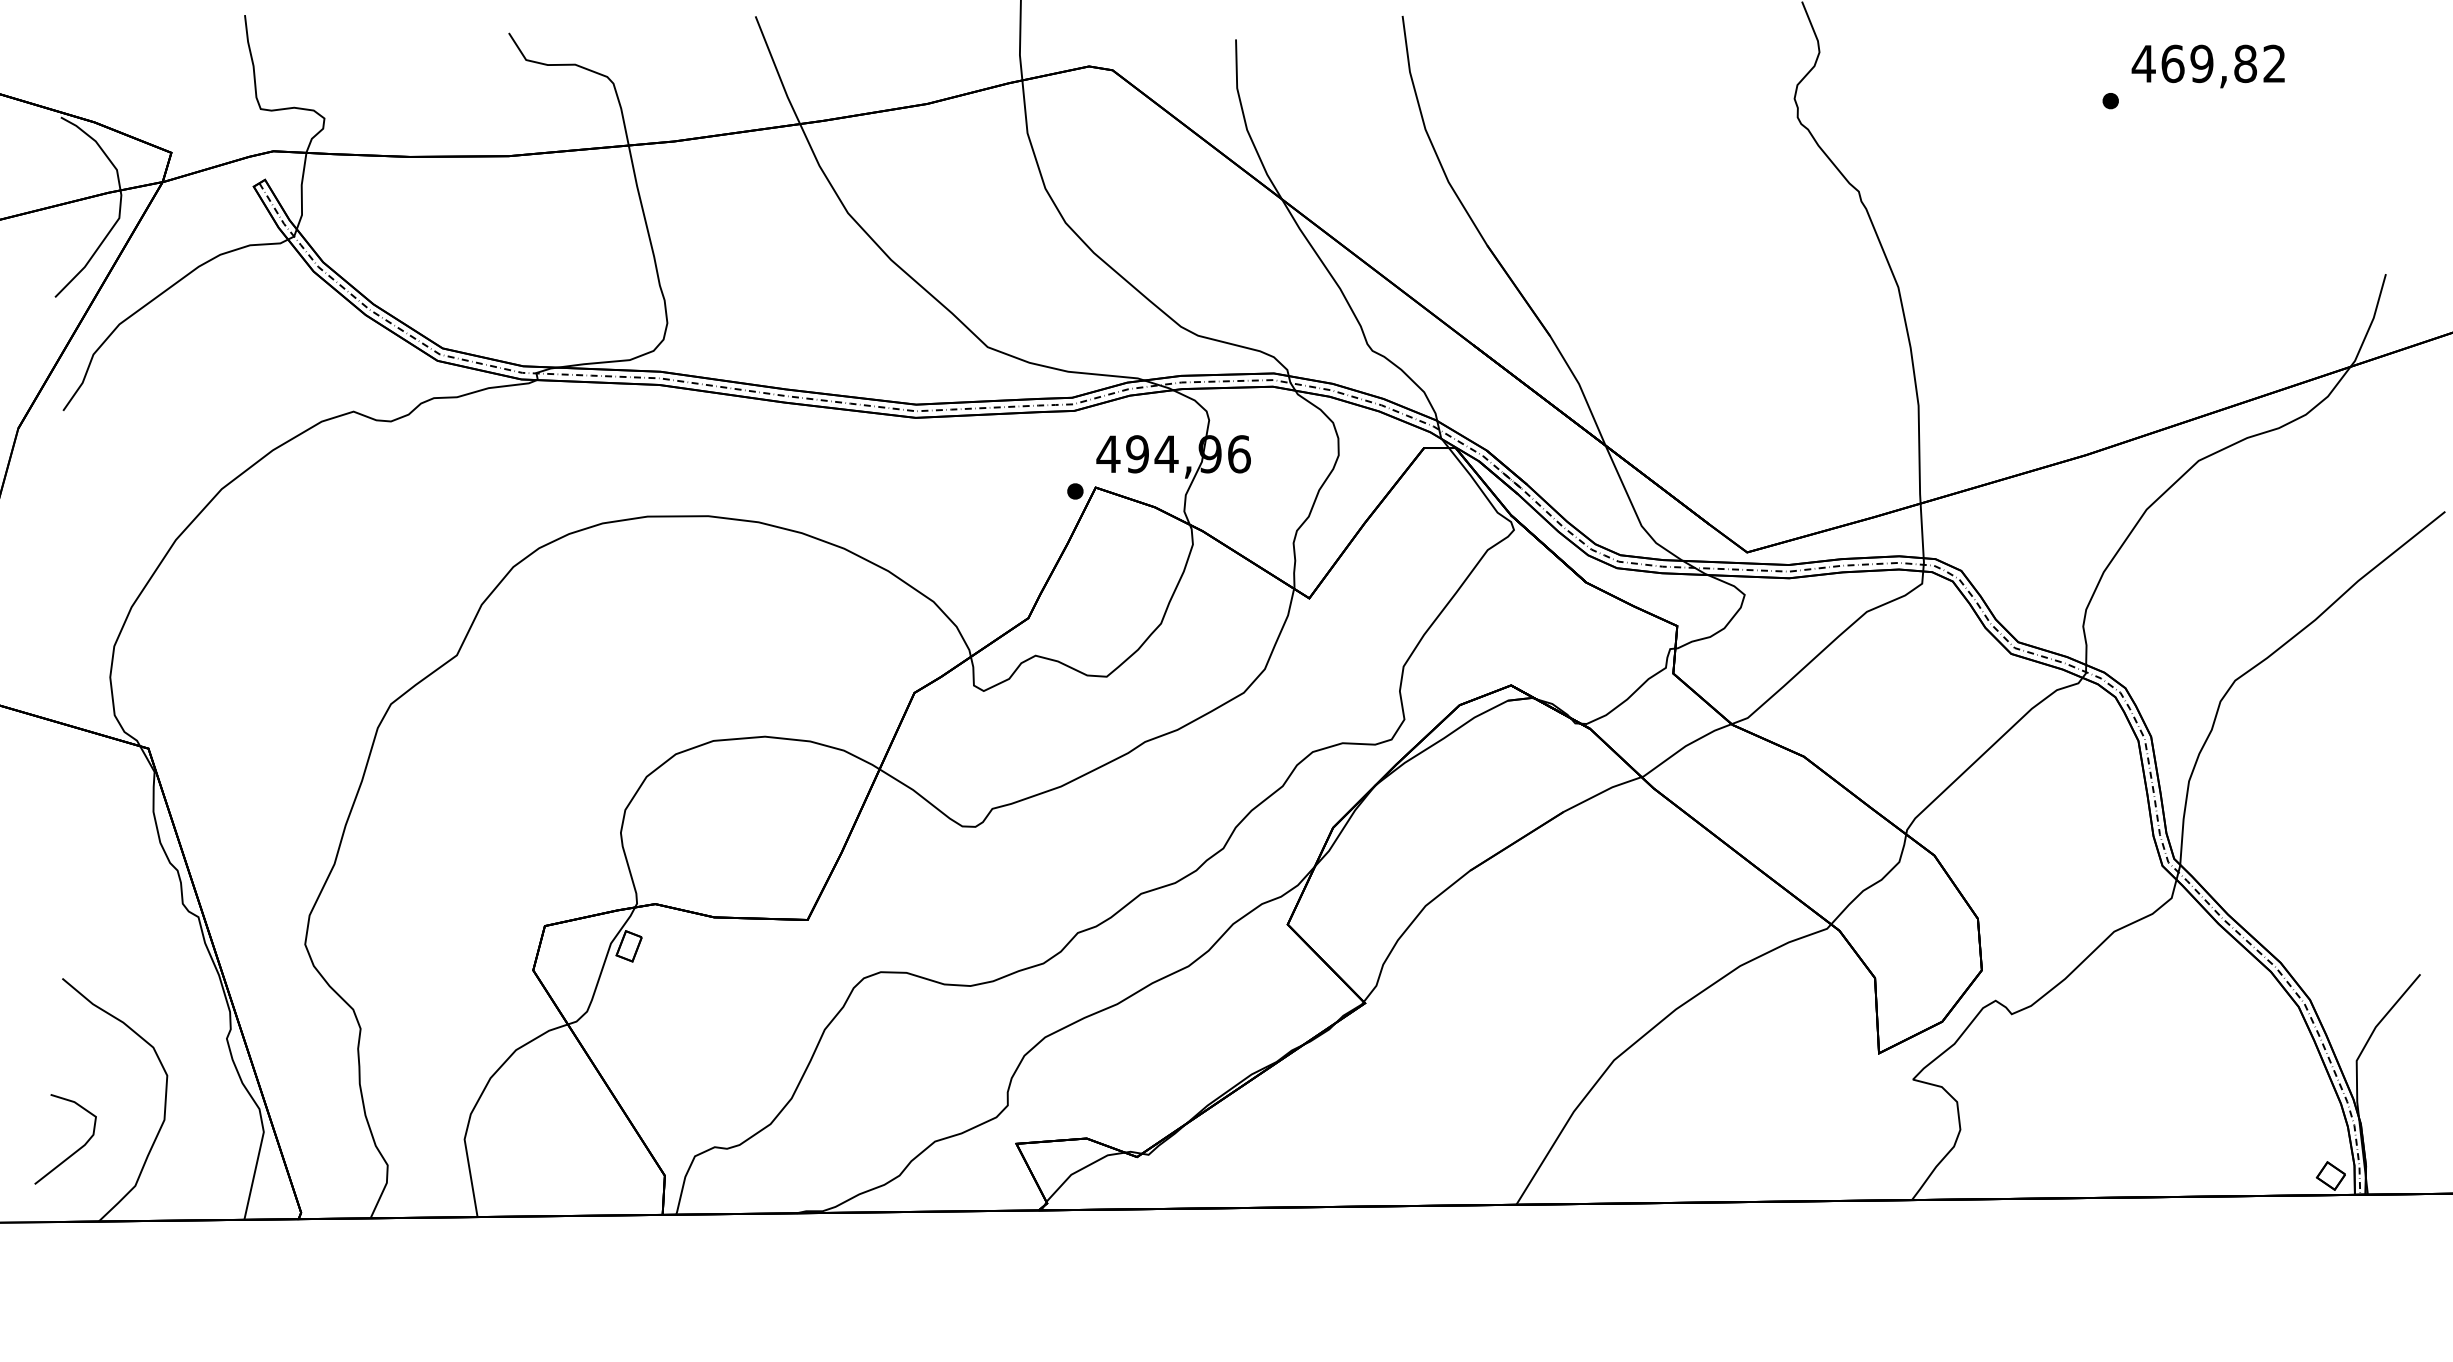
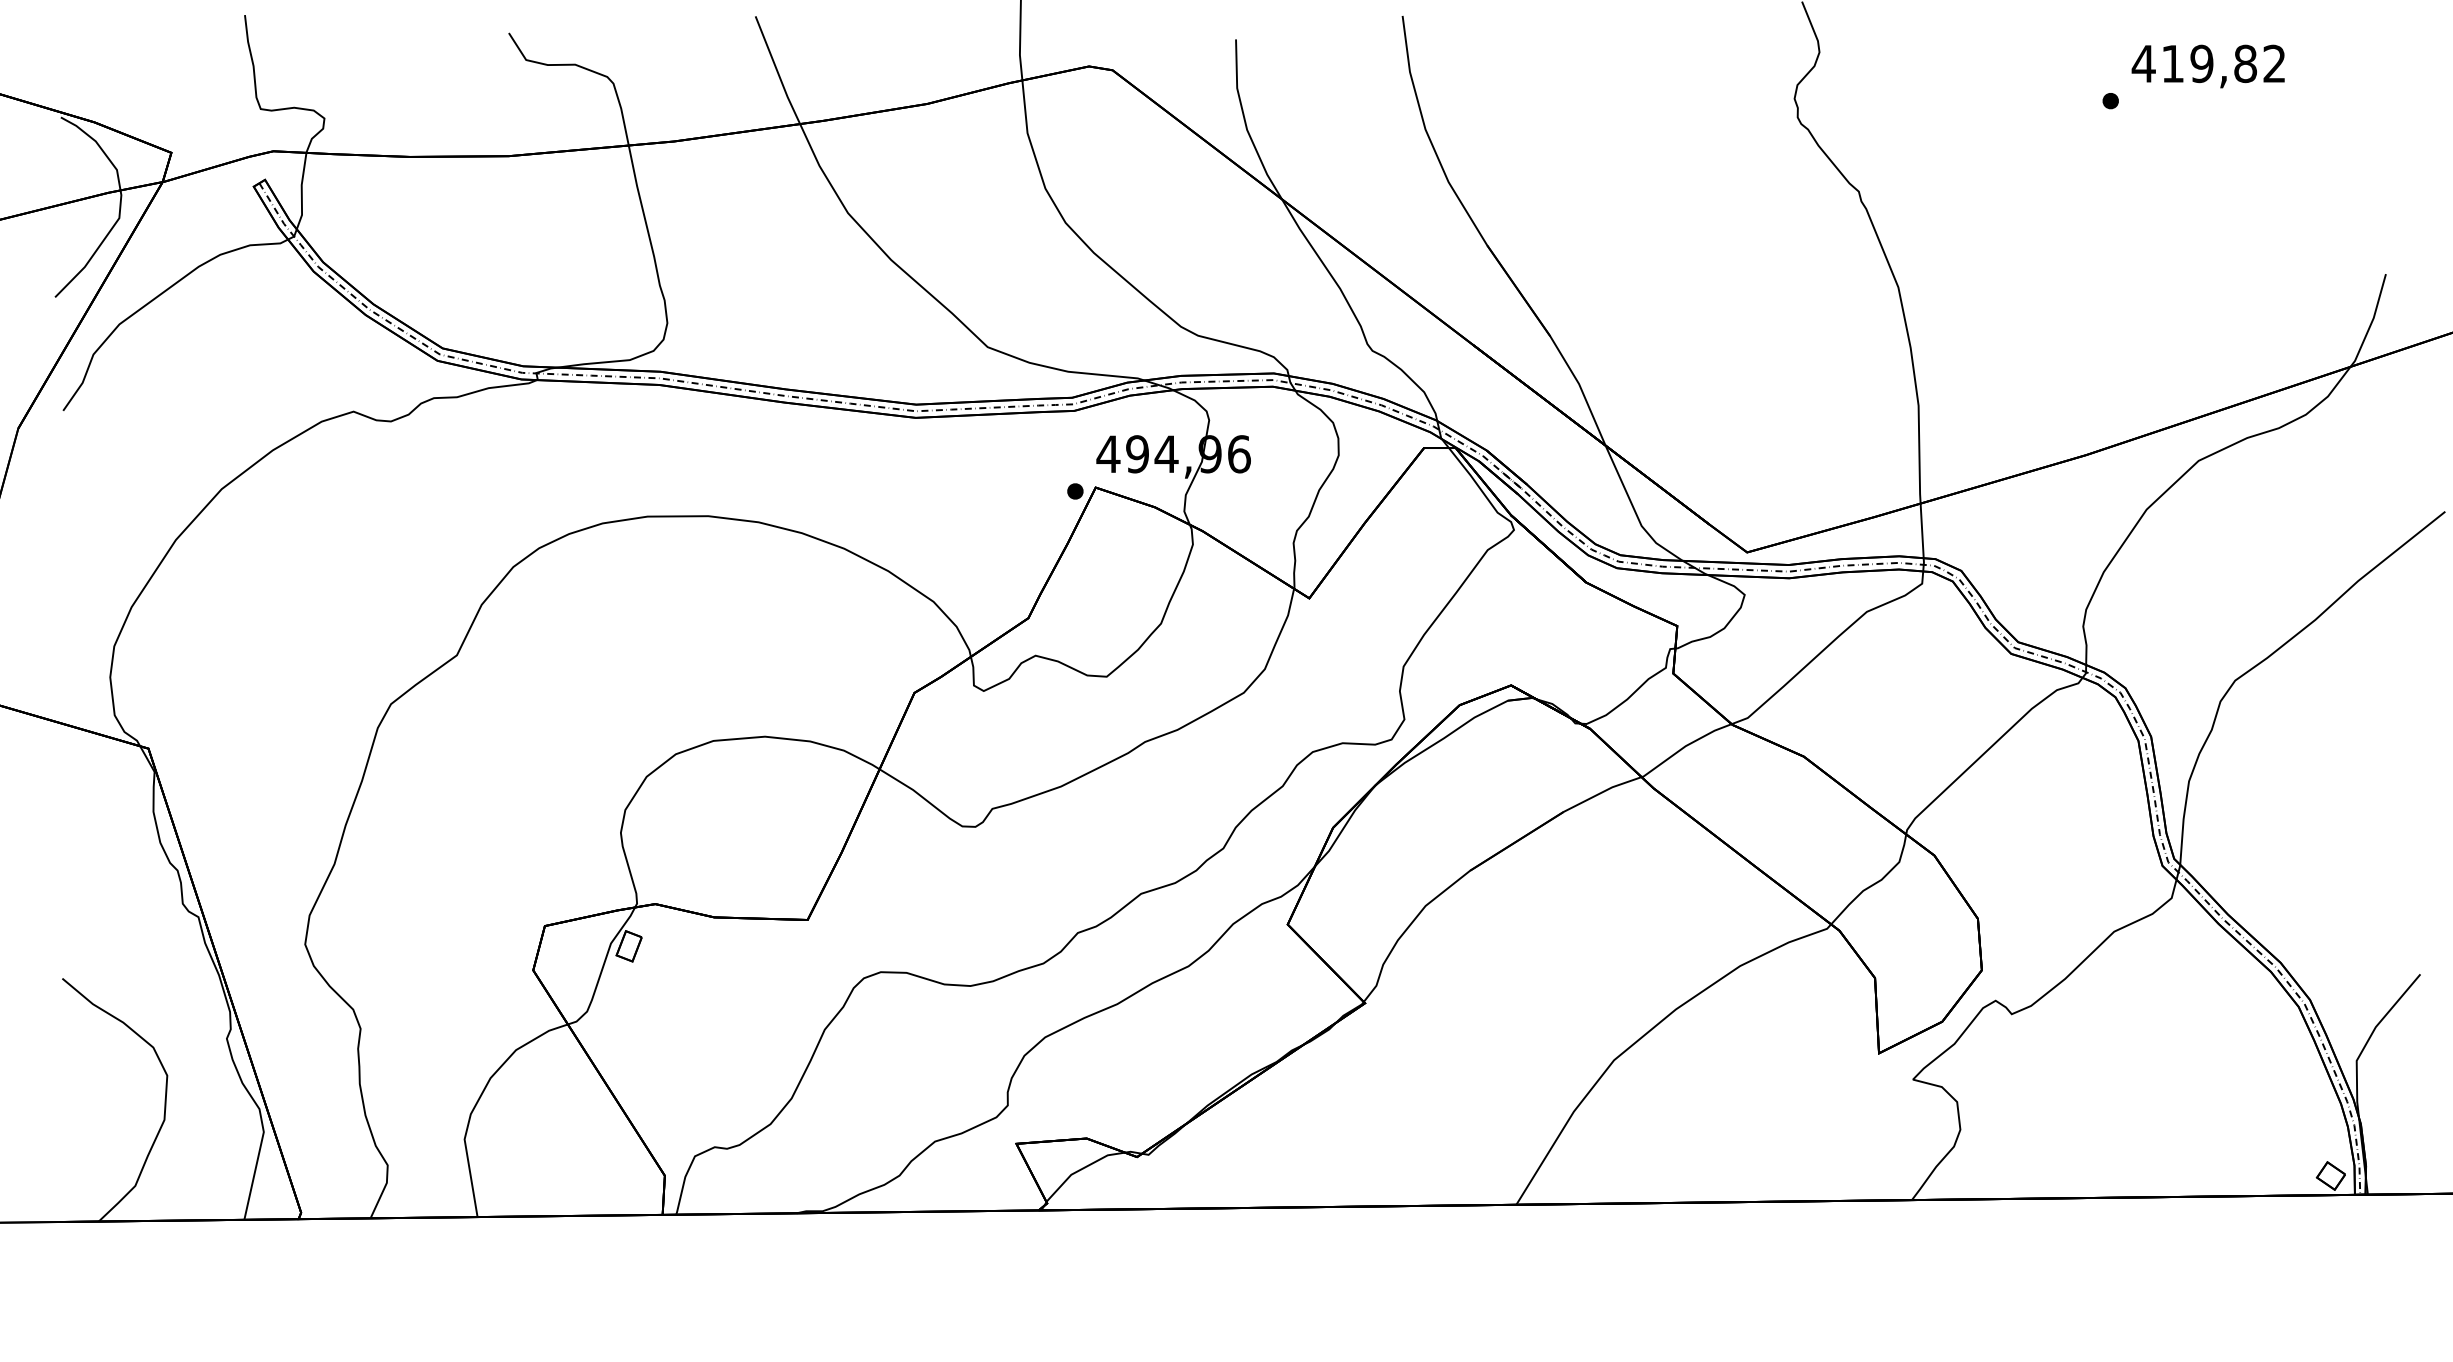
text: 469,82 -> 419,82 (2172, 63)
curve: present -> none (74, 1151)
